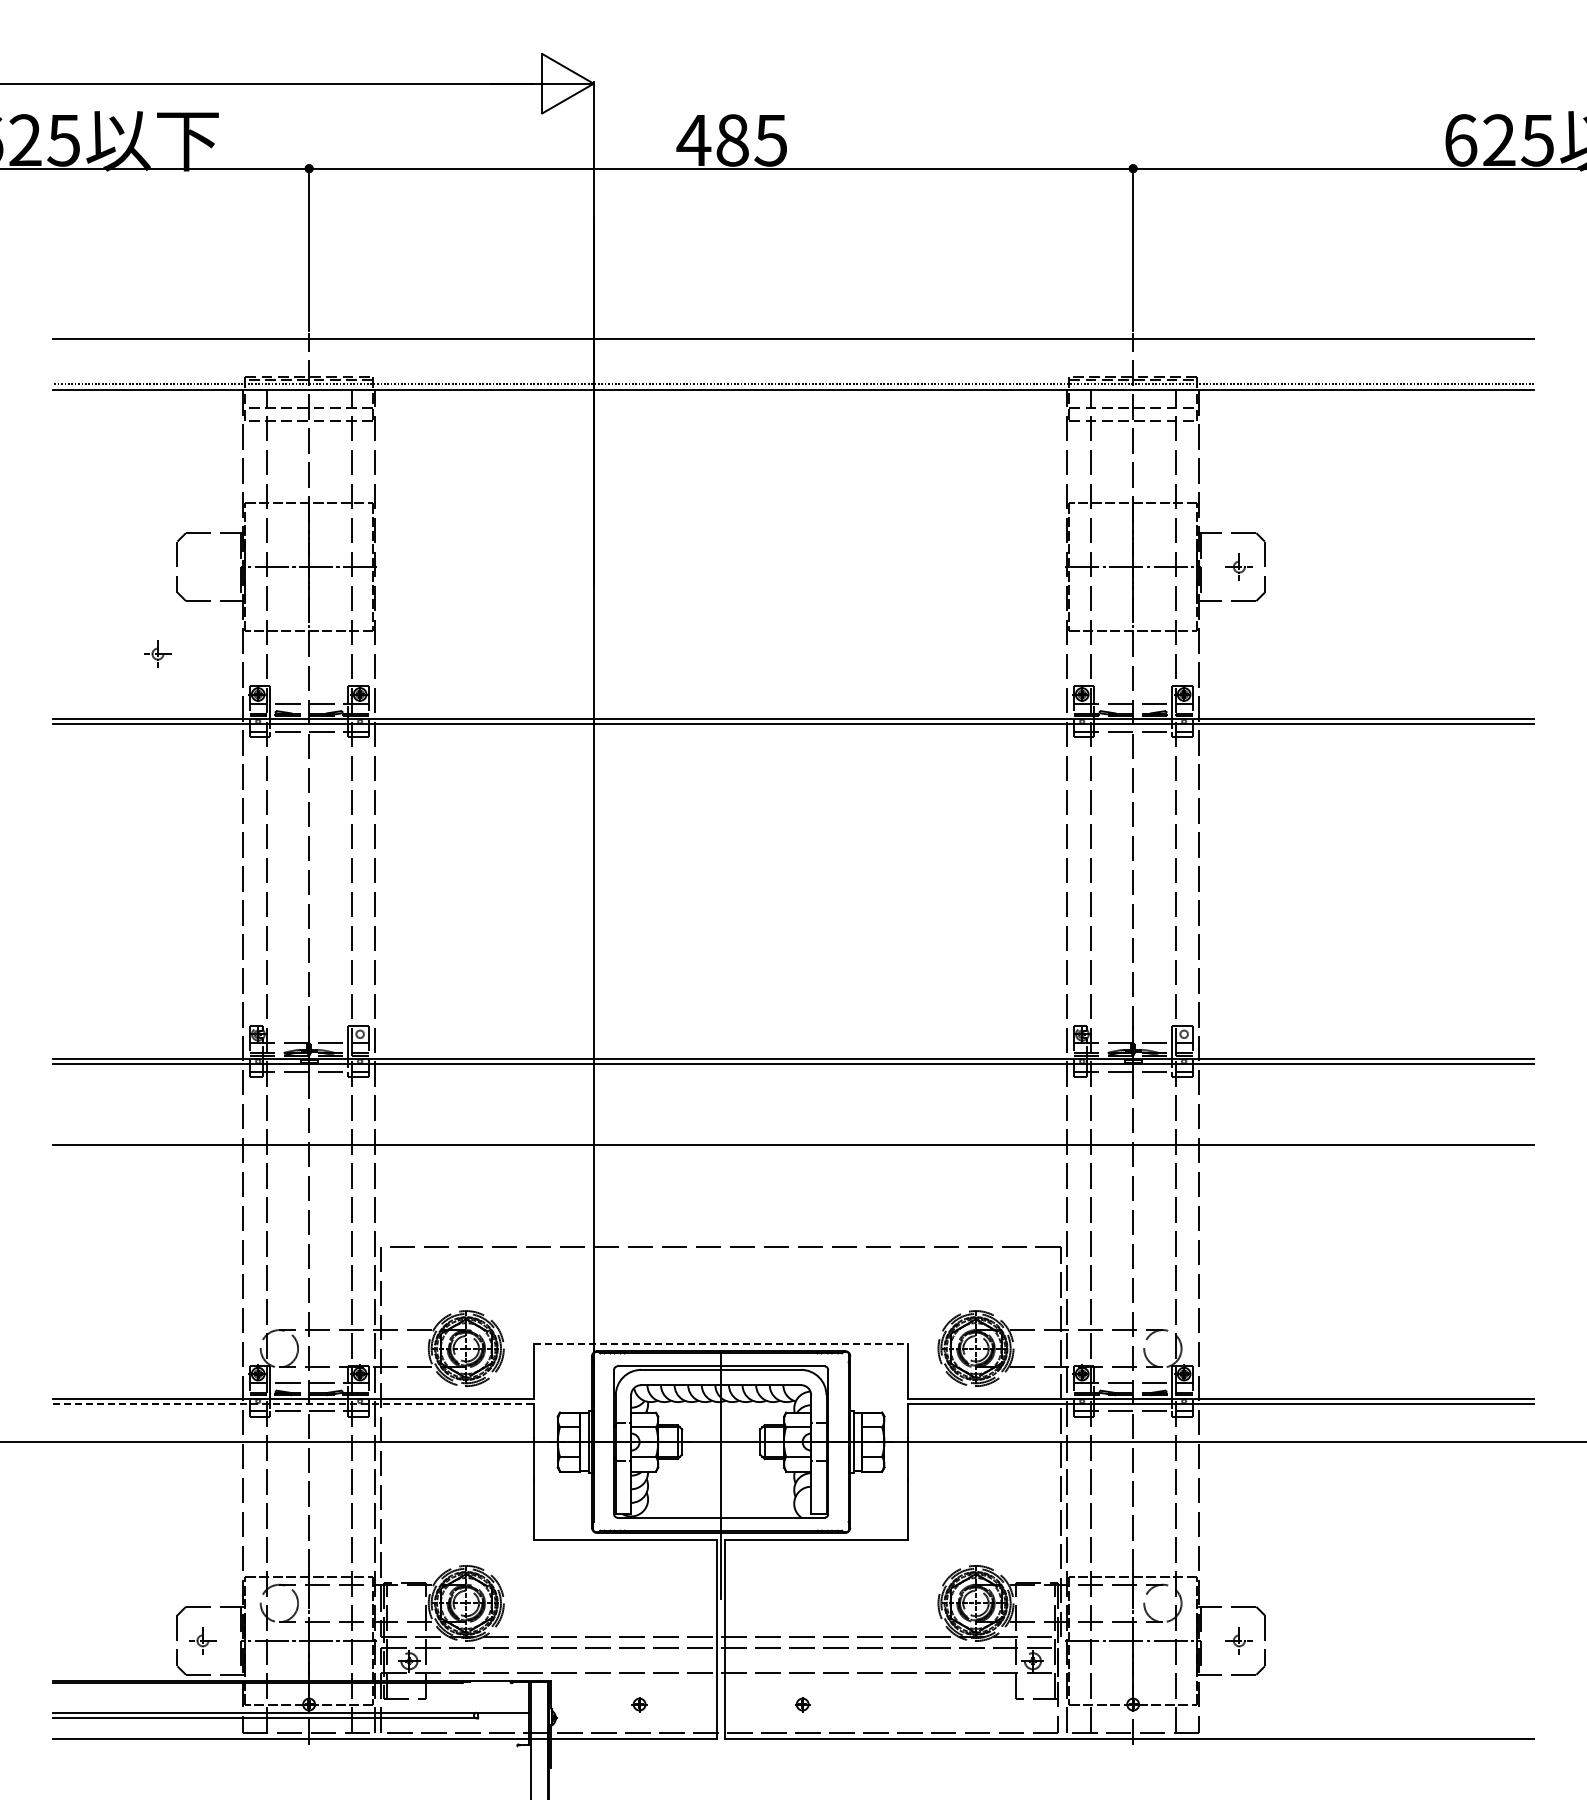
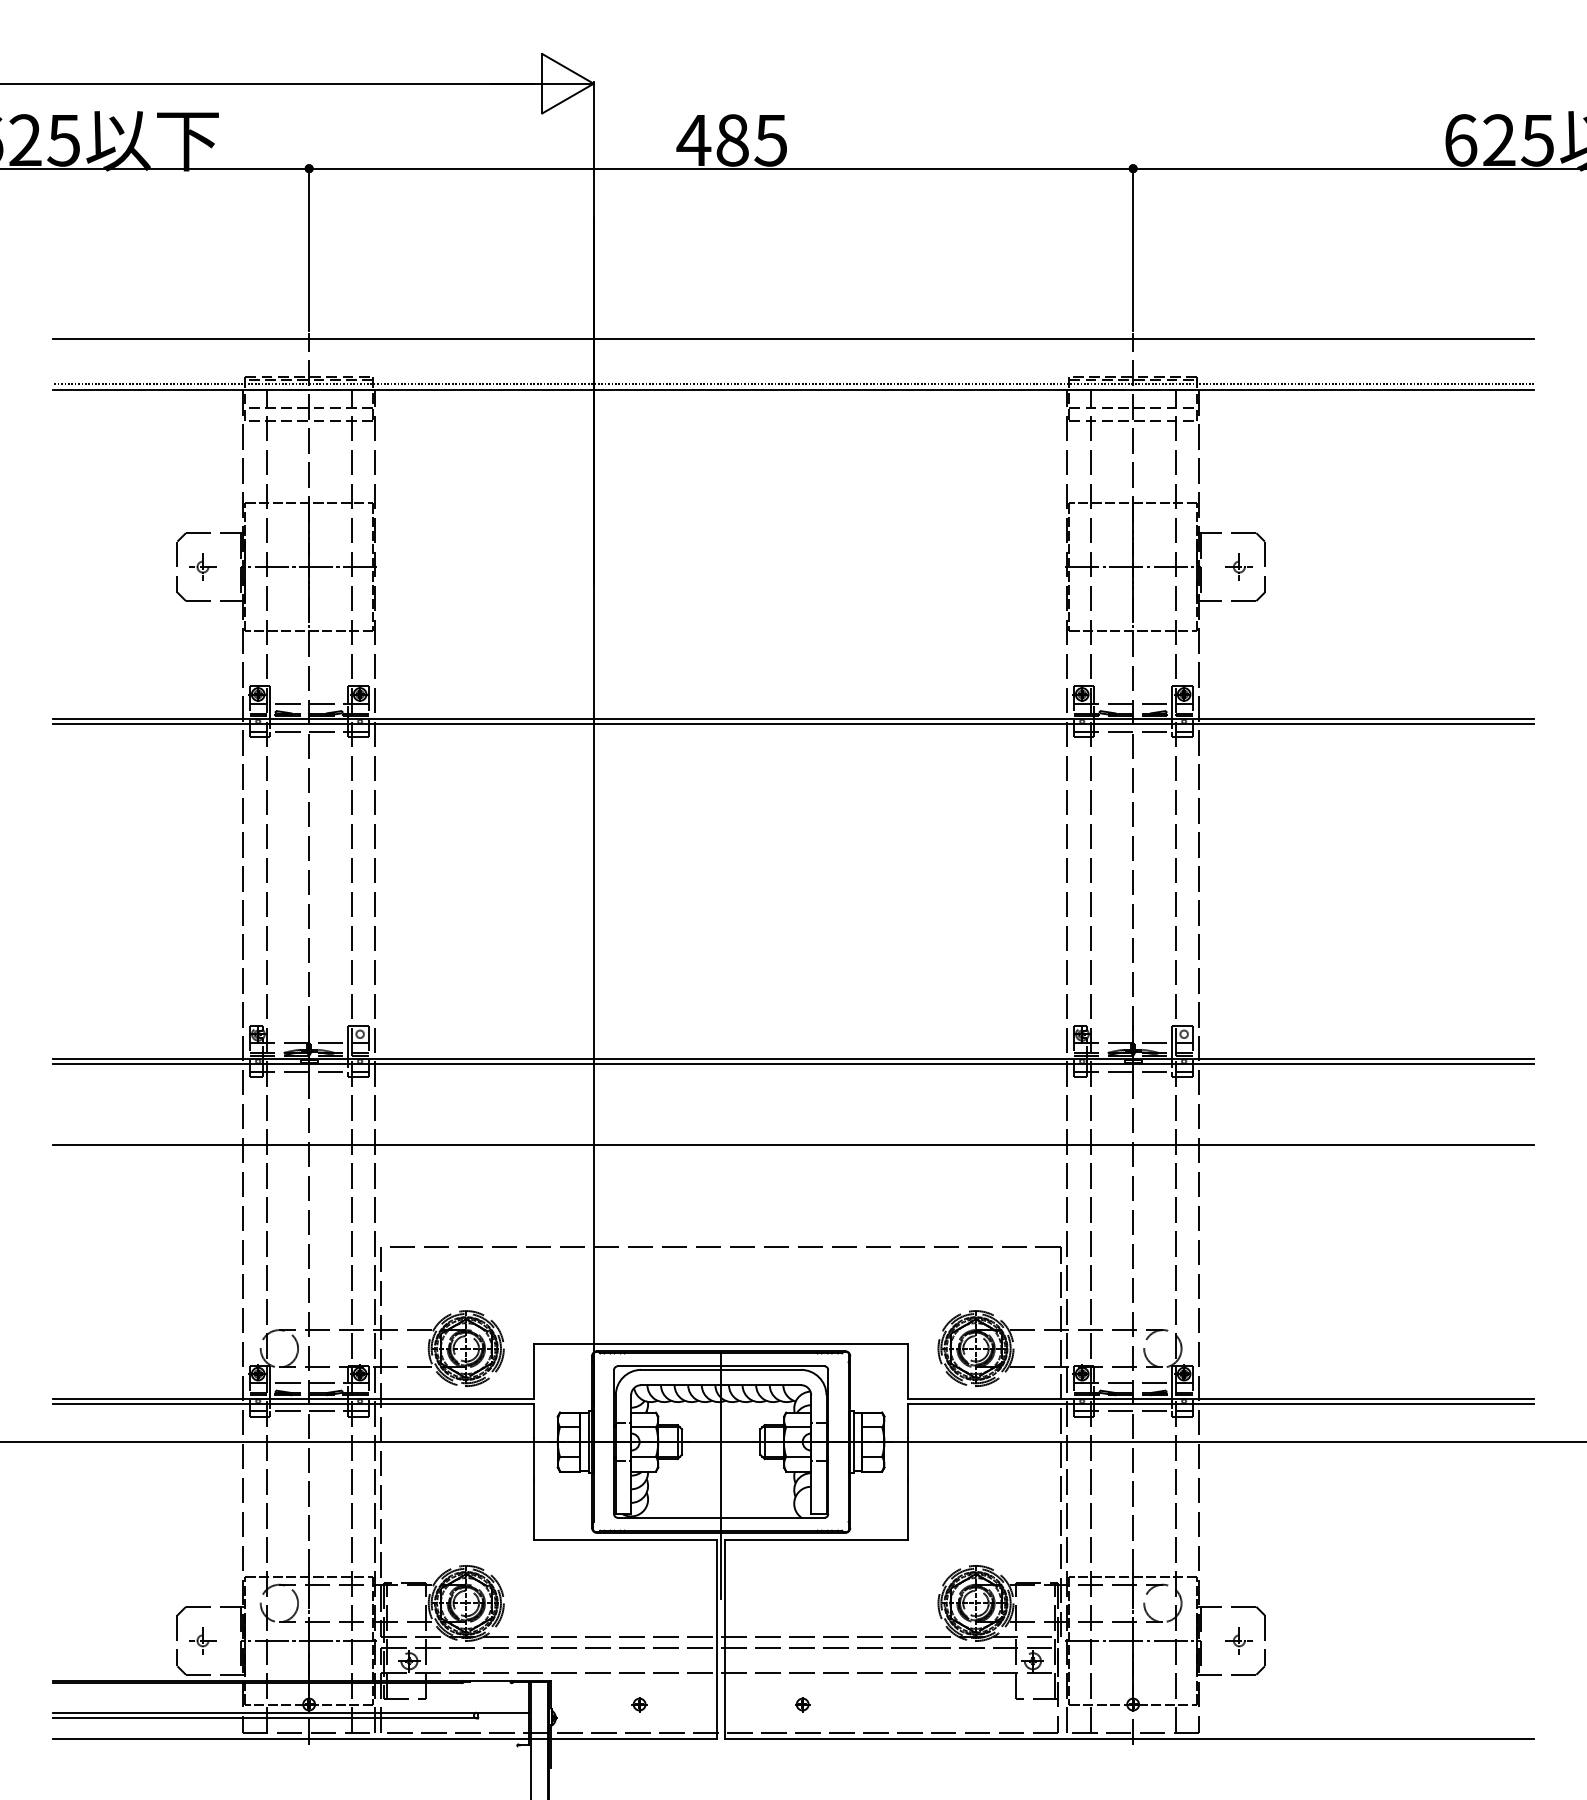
part position: (157, 653) -> (202, 566) (202, 566)
line: dashed -> solid (721, 1344)
line: dashed -> solid (293, 1403)
